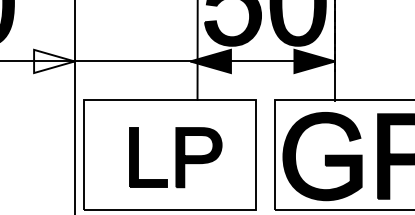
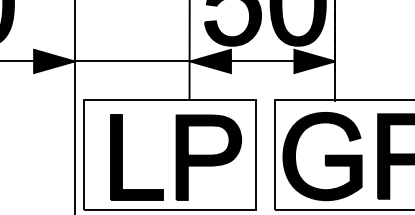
line position: (197, 51) -> (189, 51) (189, 51)
fill: none -> present (54, 61)
part size: 94x62 px -> 132x87 px (175, 157)
